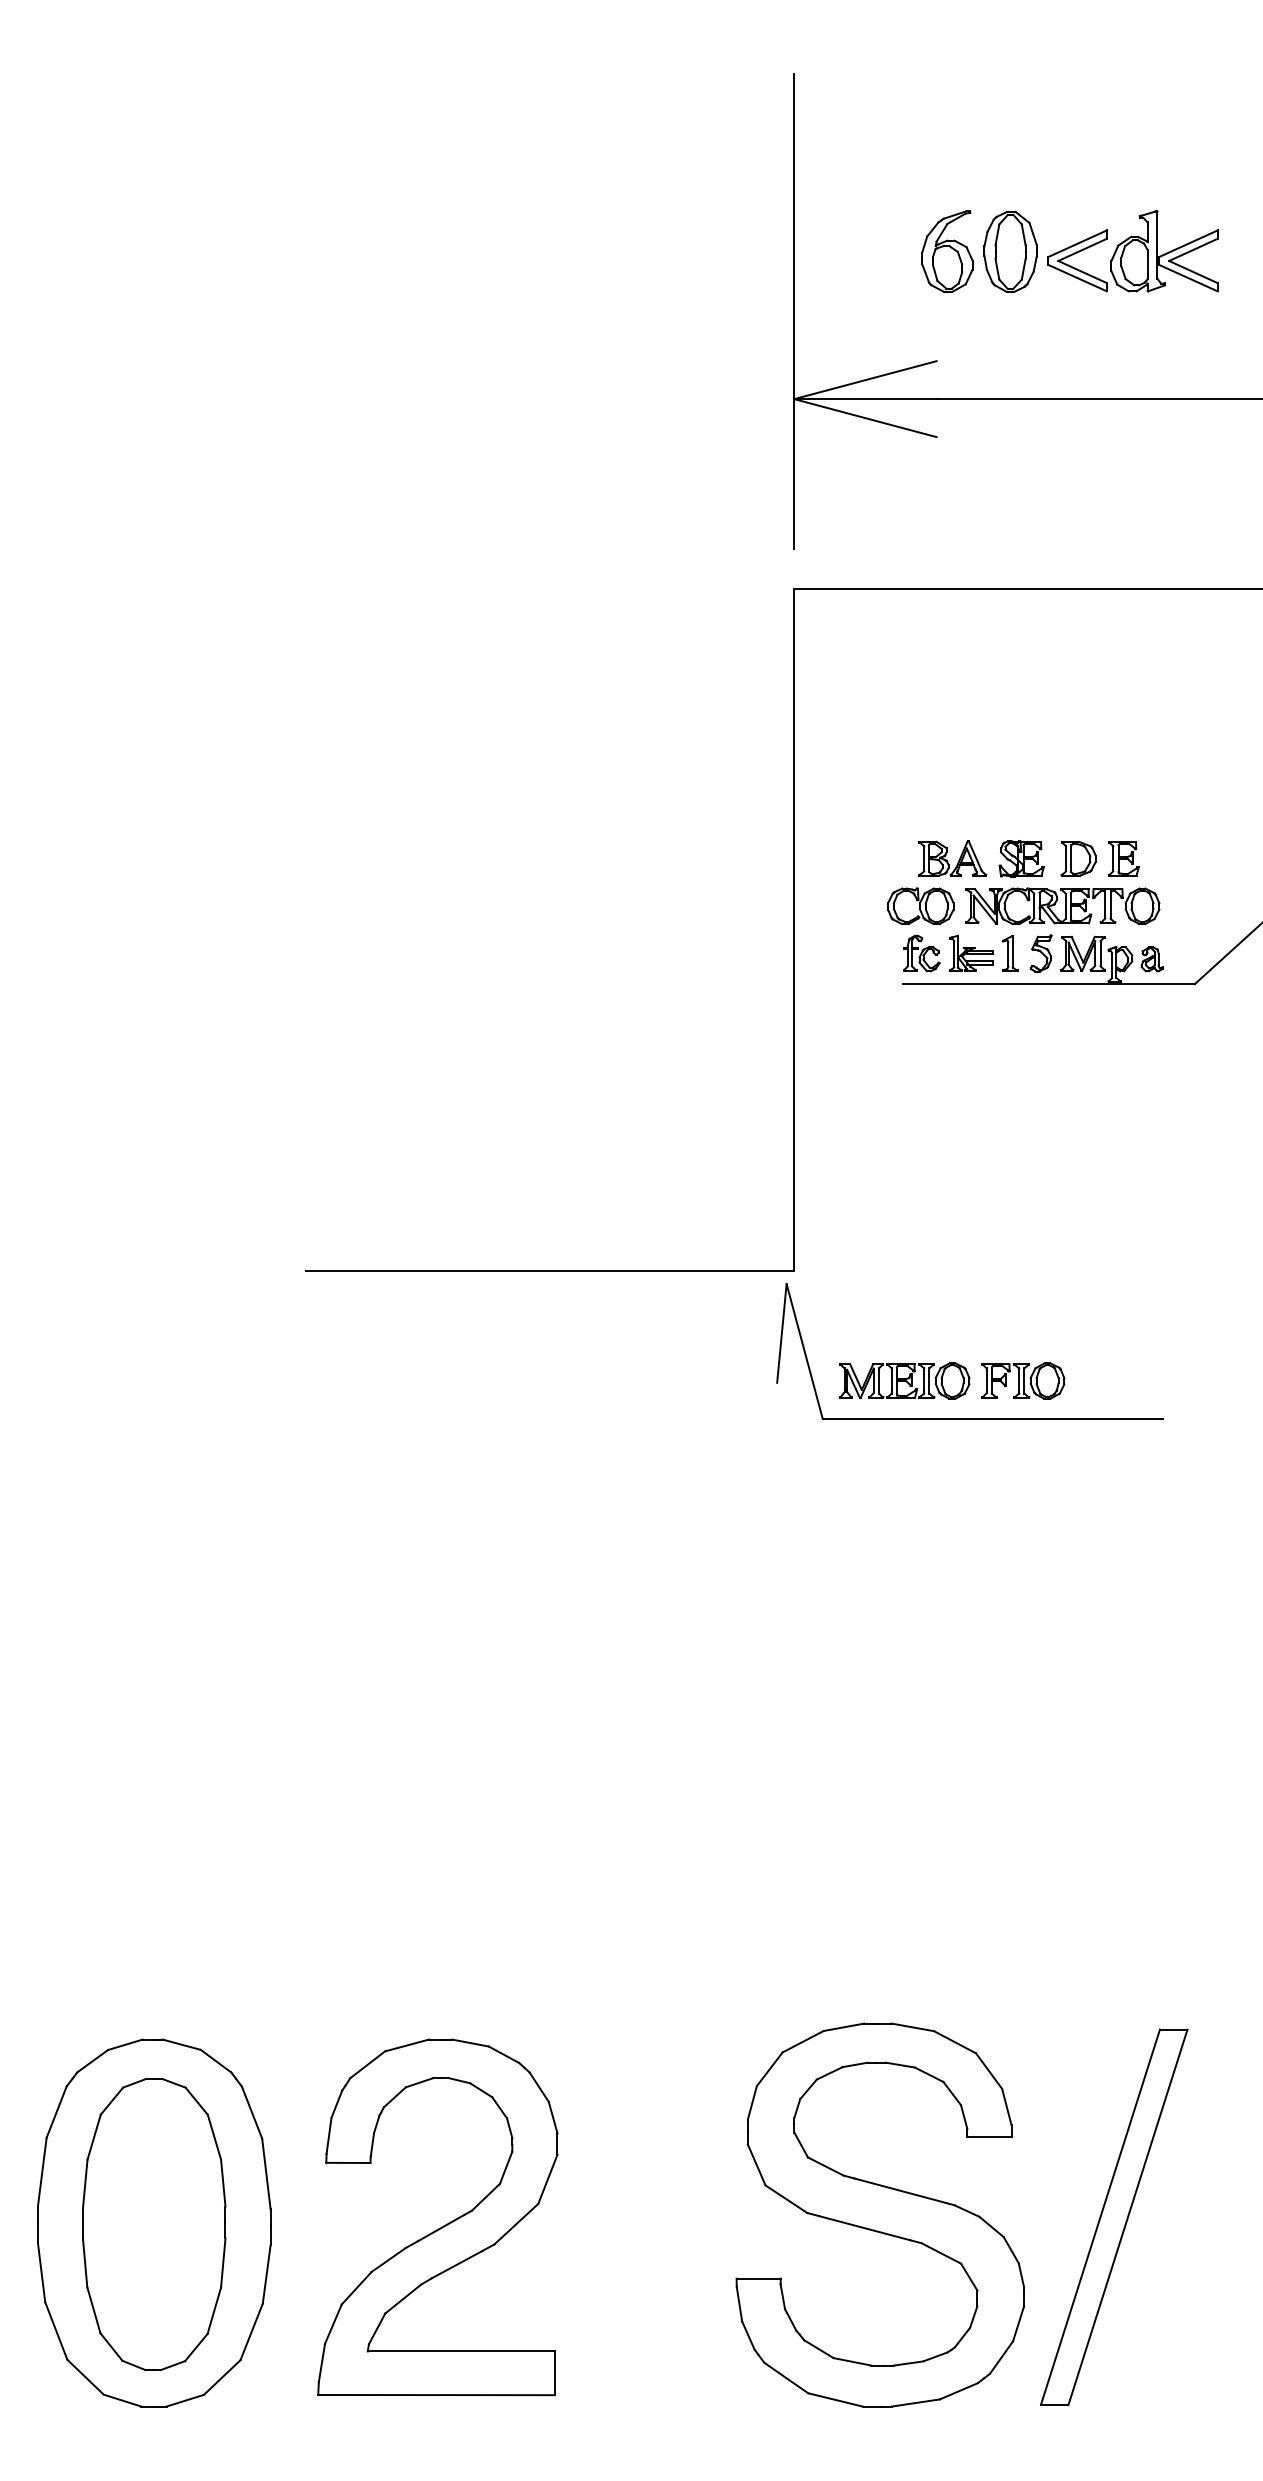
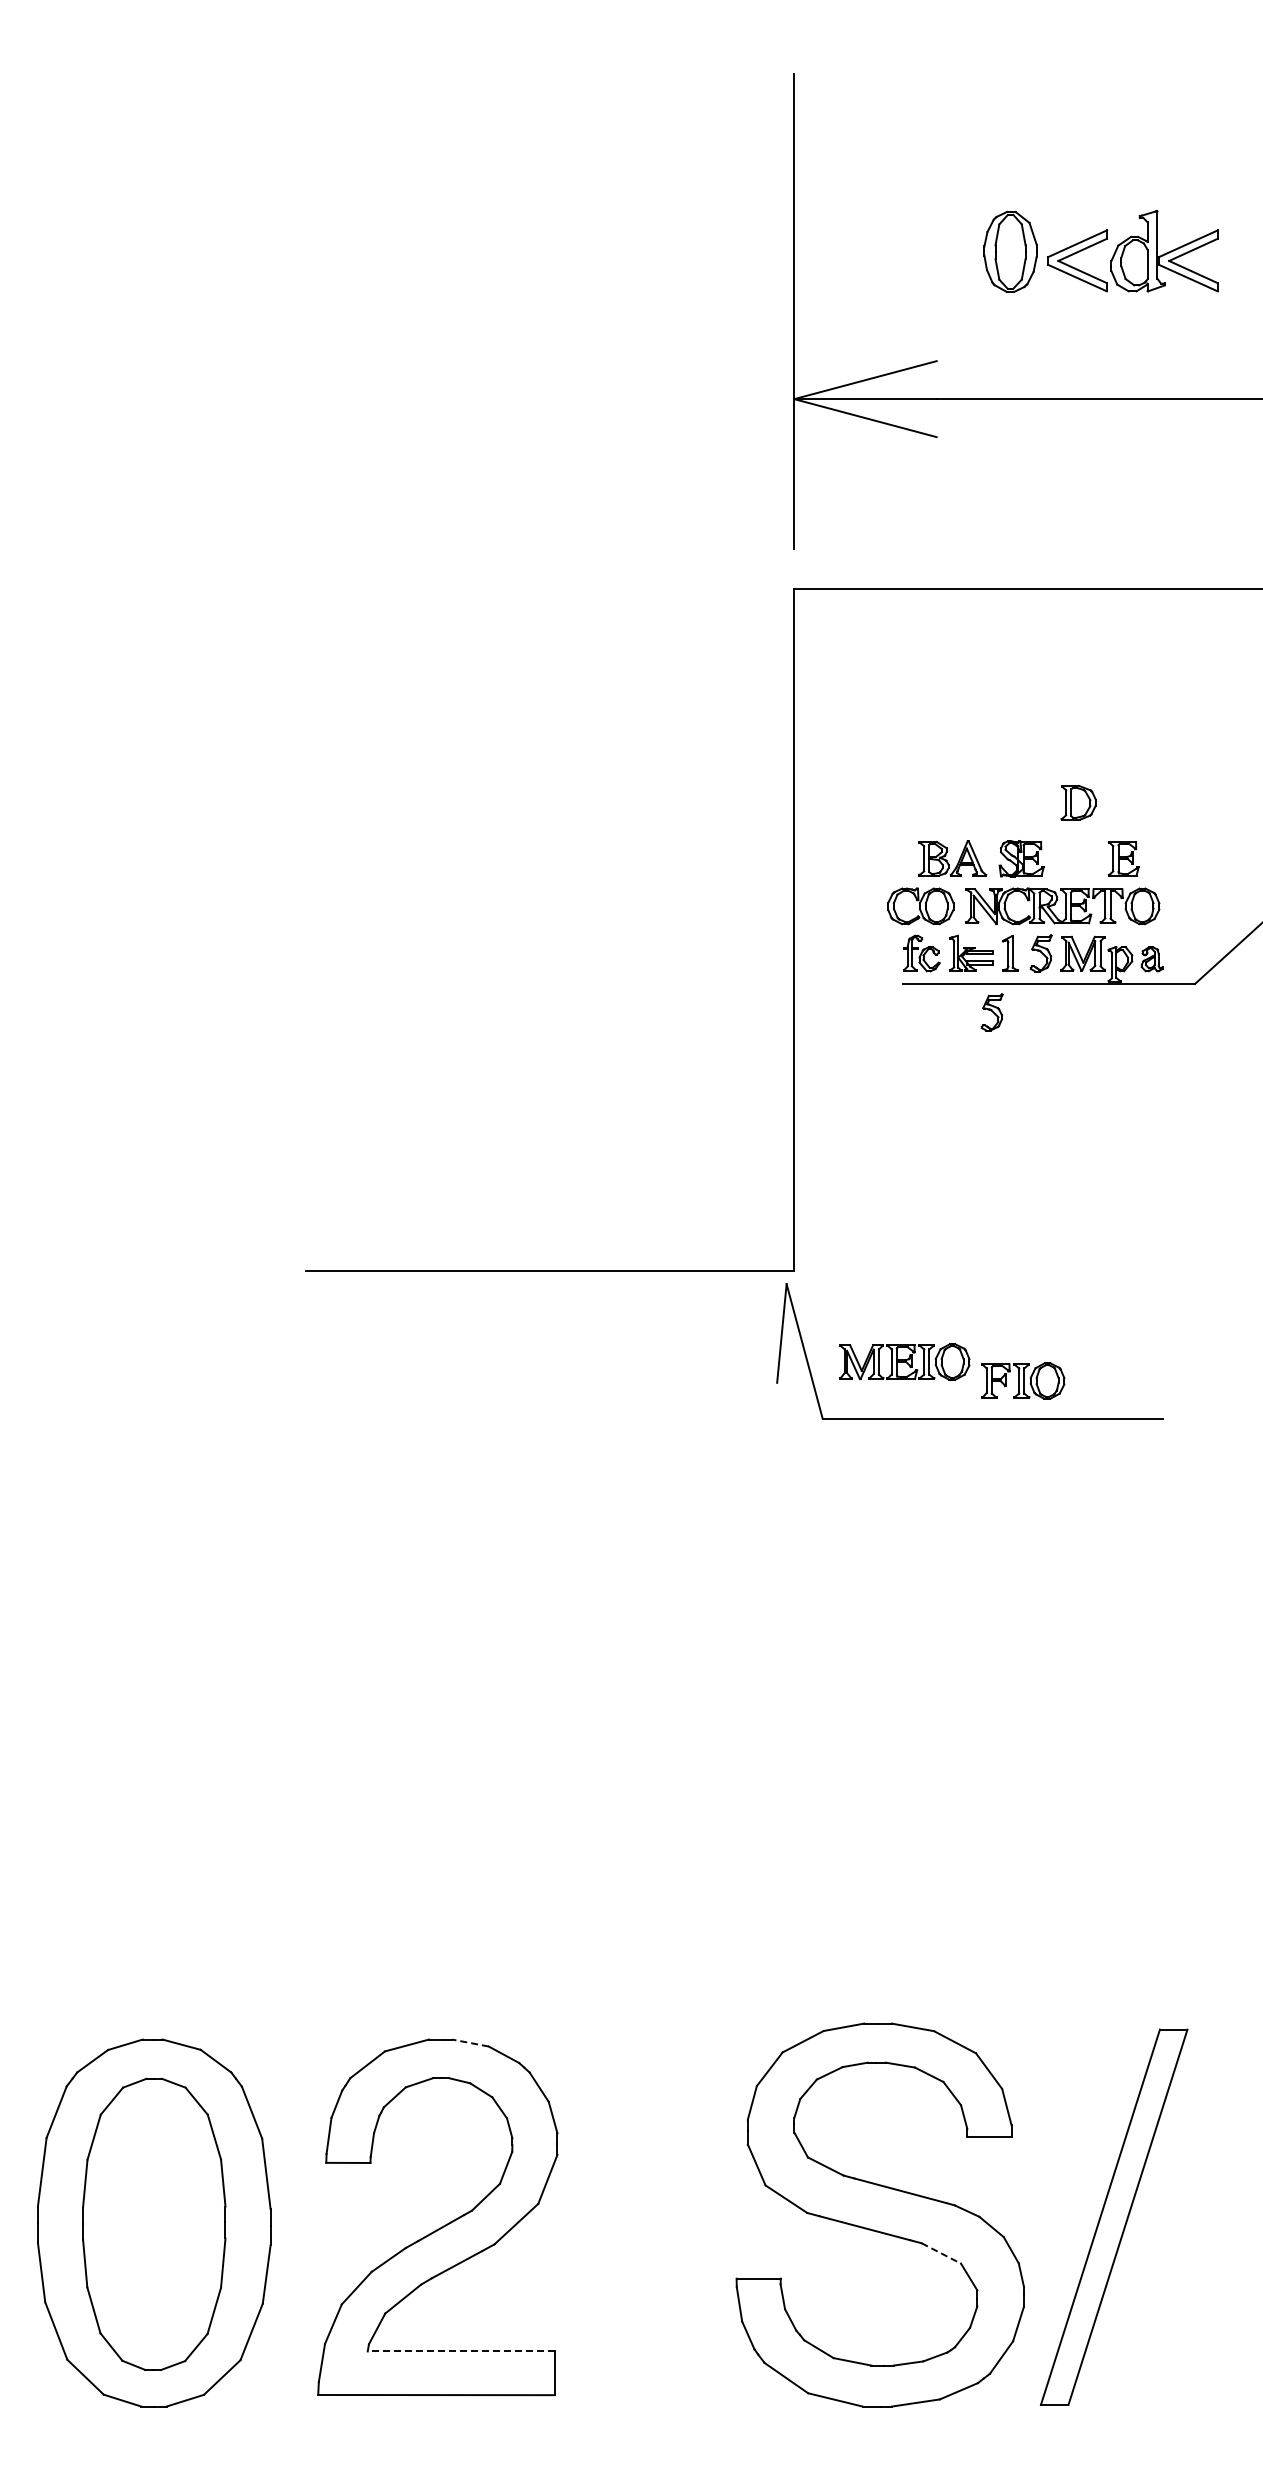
part: present -> none (947, 251)
part position: (1078, 858) -> (1078, 802) (1078, 802)
part: none -> present (991, 1012)
part position: (904, 1380) -> (904, 1361) (904, 1361)
line: solid -> dashed (470, 2043)
line: solid -> dashed (941, 2253)
line: solid -> dashed (461, 2351)
